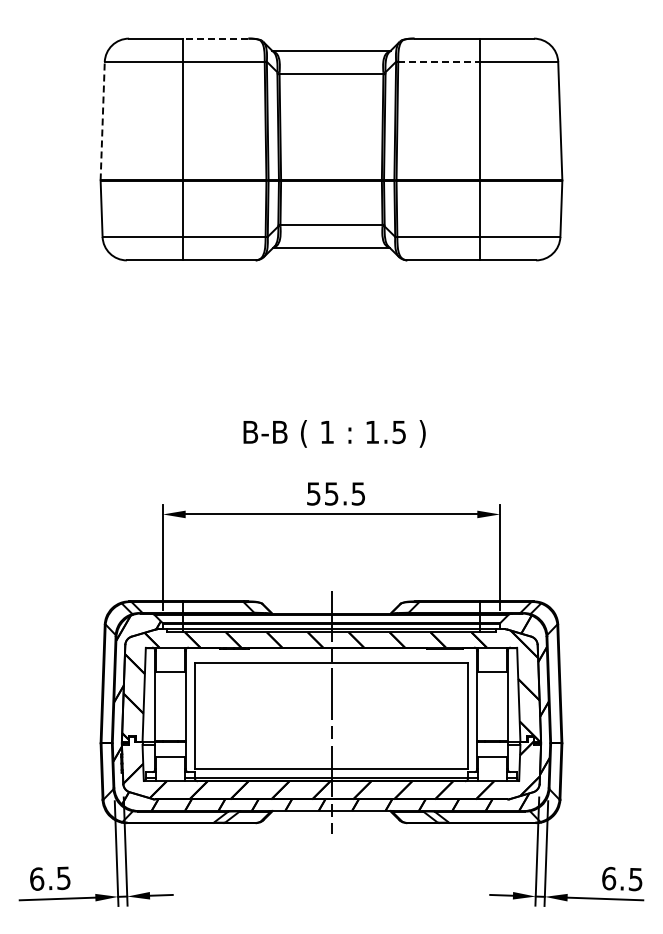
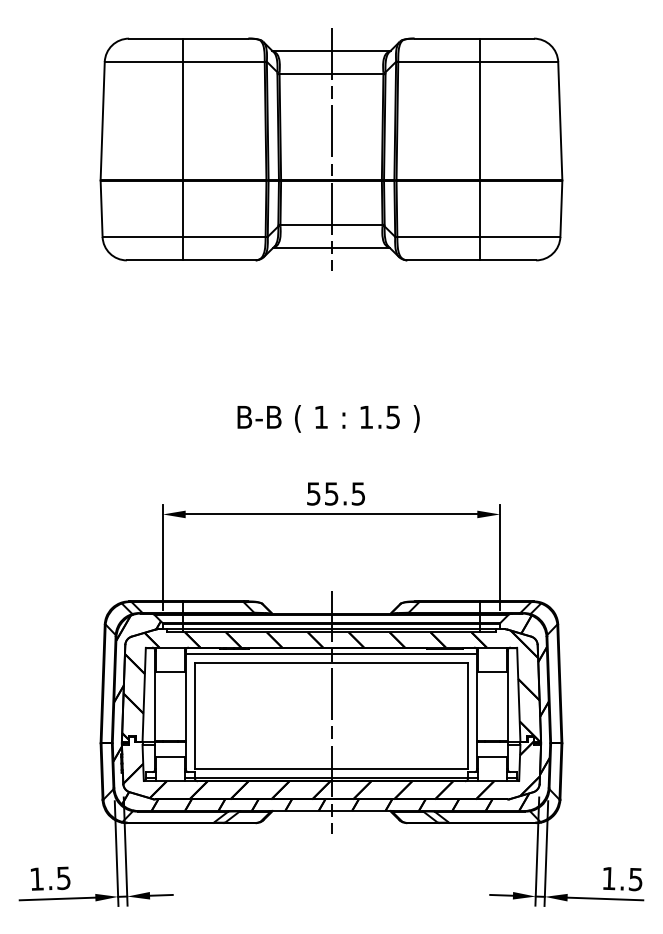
line: dashed -> solid (215, 38)
line: dashed -> solid (439, 62)
line: dashed -> solid (102, 120)
line: none -> present (331, 149)
text position: (334, 433) -> (328, 418) (328, 418)
line: none -> present (331, 653)
text: 6.5 -> 1.5 (37, 878)
text: 6.5 -> 1.5 (609, 878)
